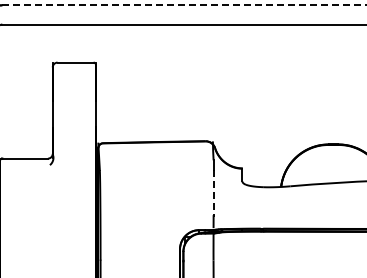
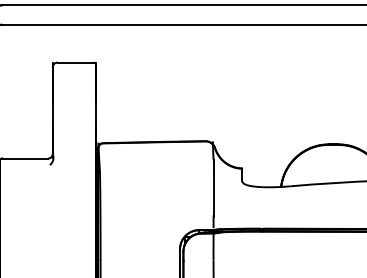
line: dashed -> solid (185, 5)
line: dashed -> solid (213, 193)
